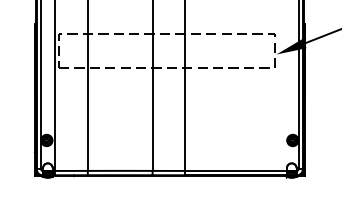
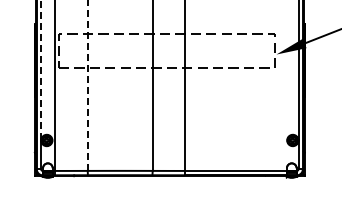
line: solid -> dashed (41, 69)
line: solid -> dashed (87, 85)
